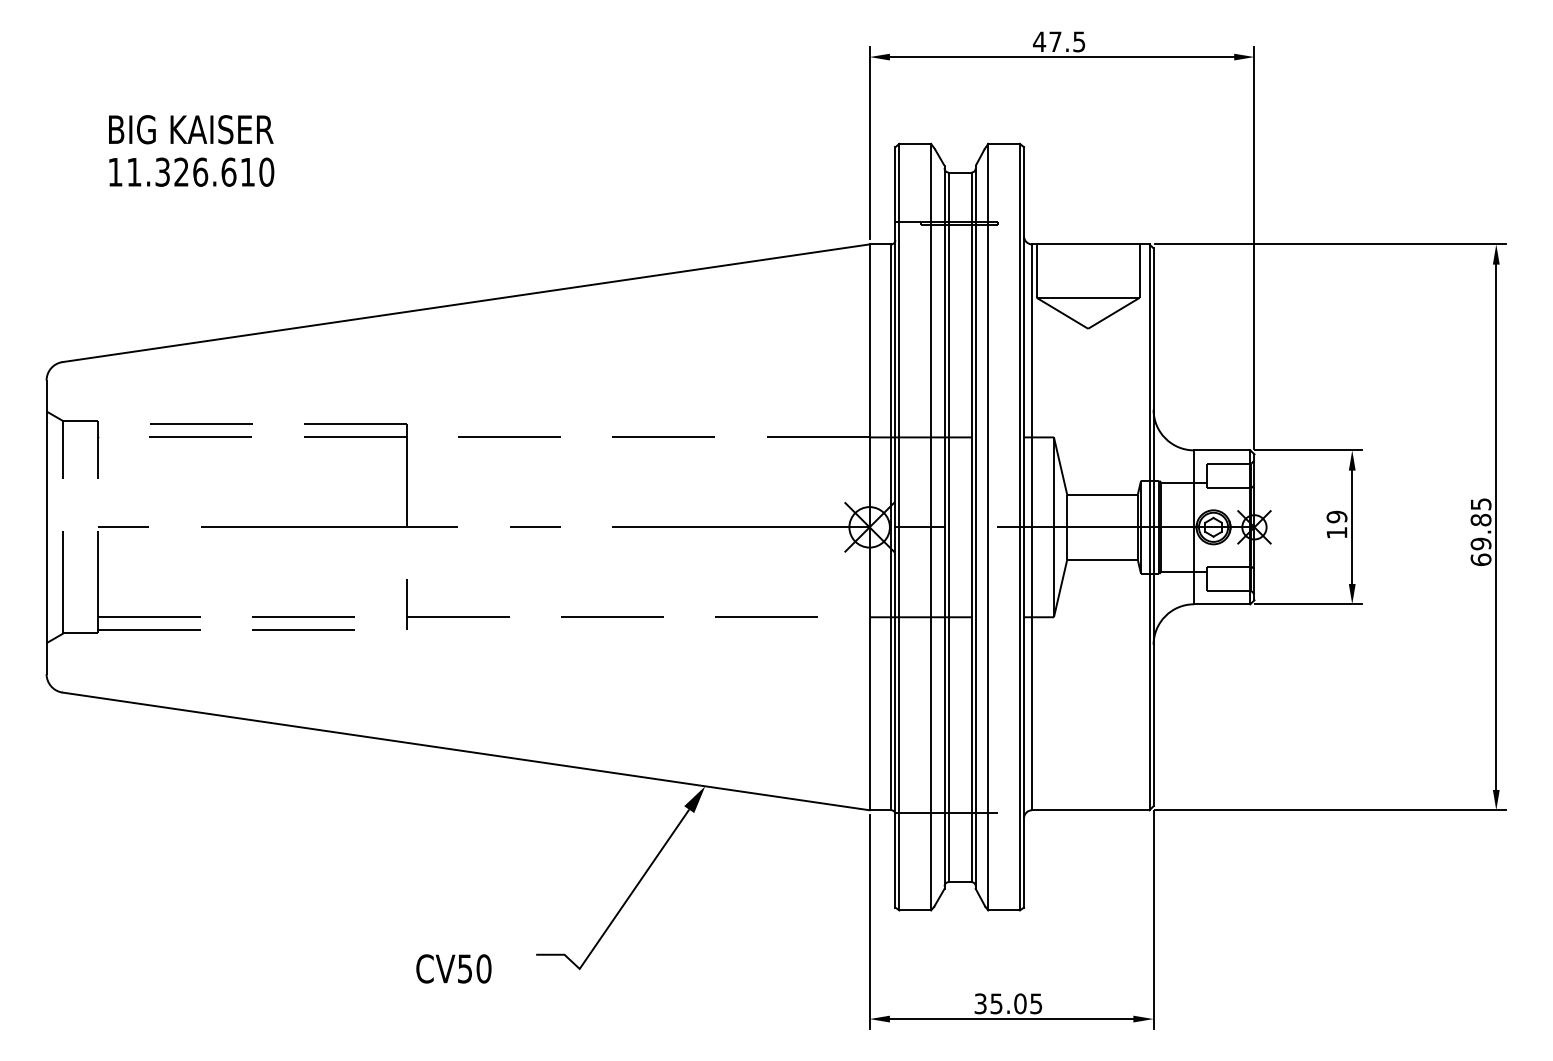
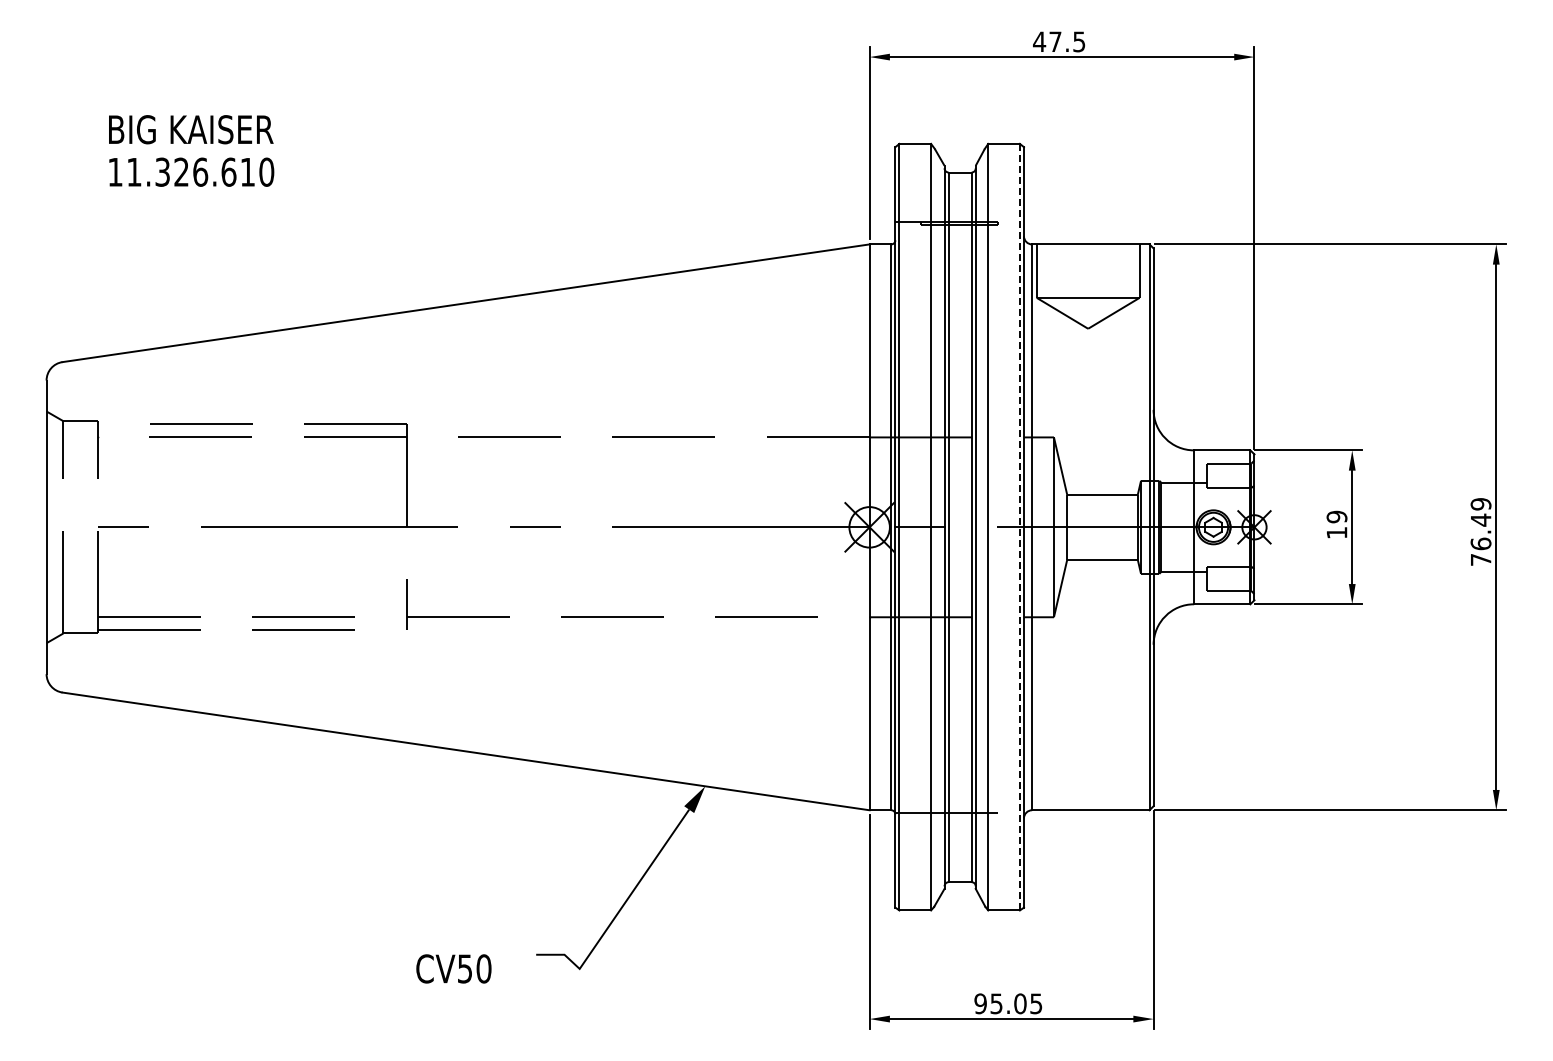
line: solid -> dashed (1019, 527)
text: 69.85 -> 76.49 (1480, 531)
text: 35.05 -> 95.05 (980, 1003)
